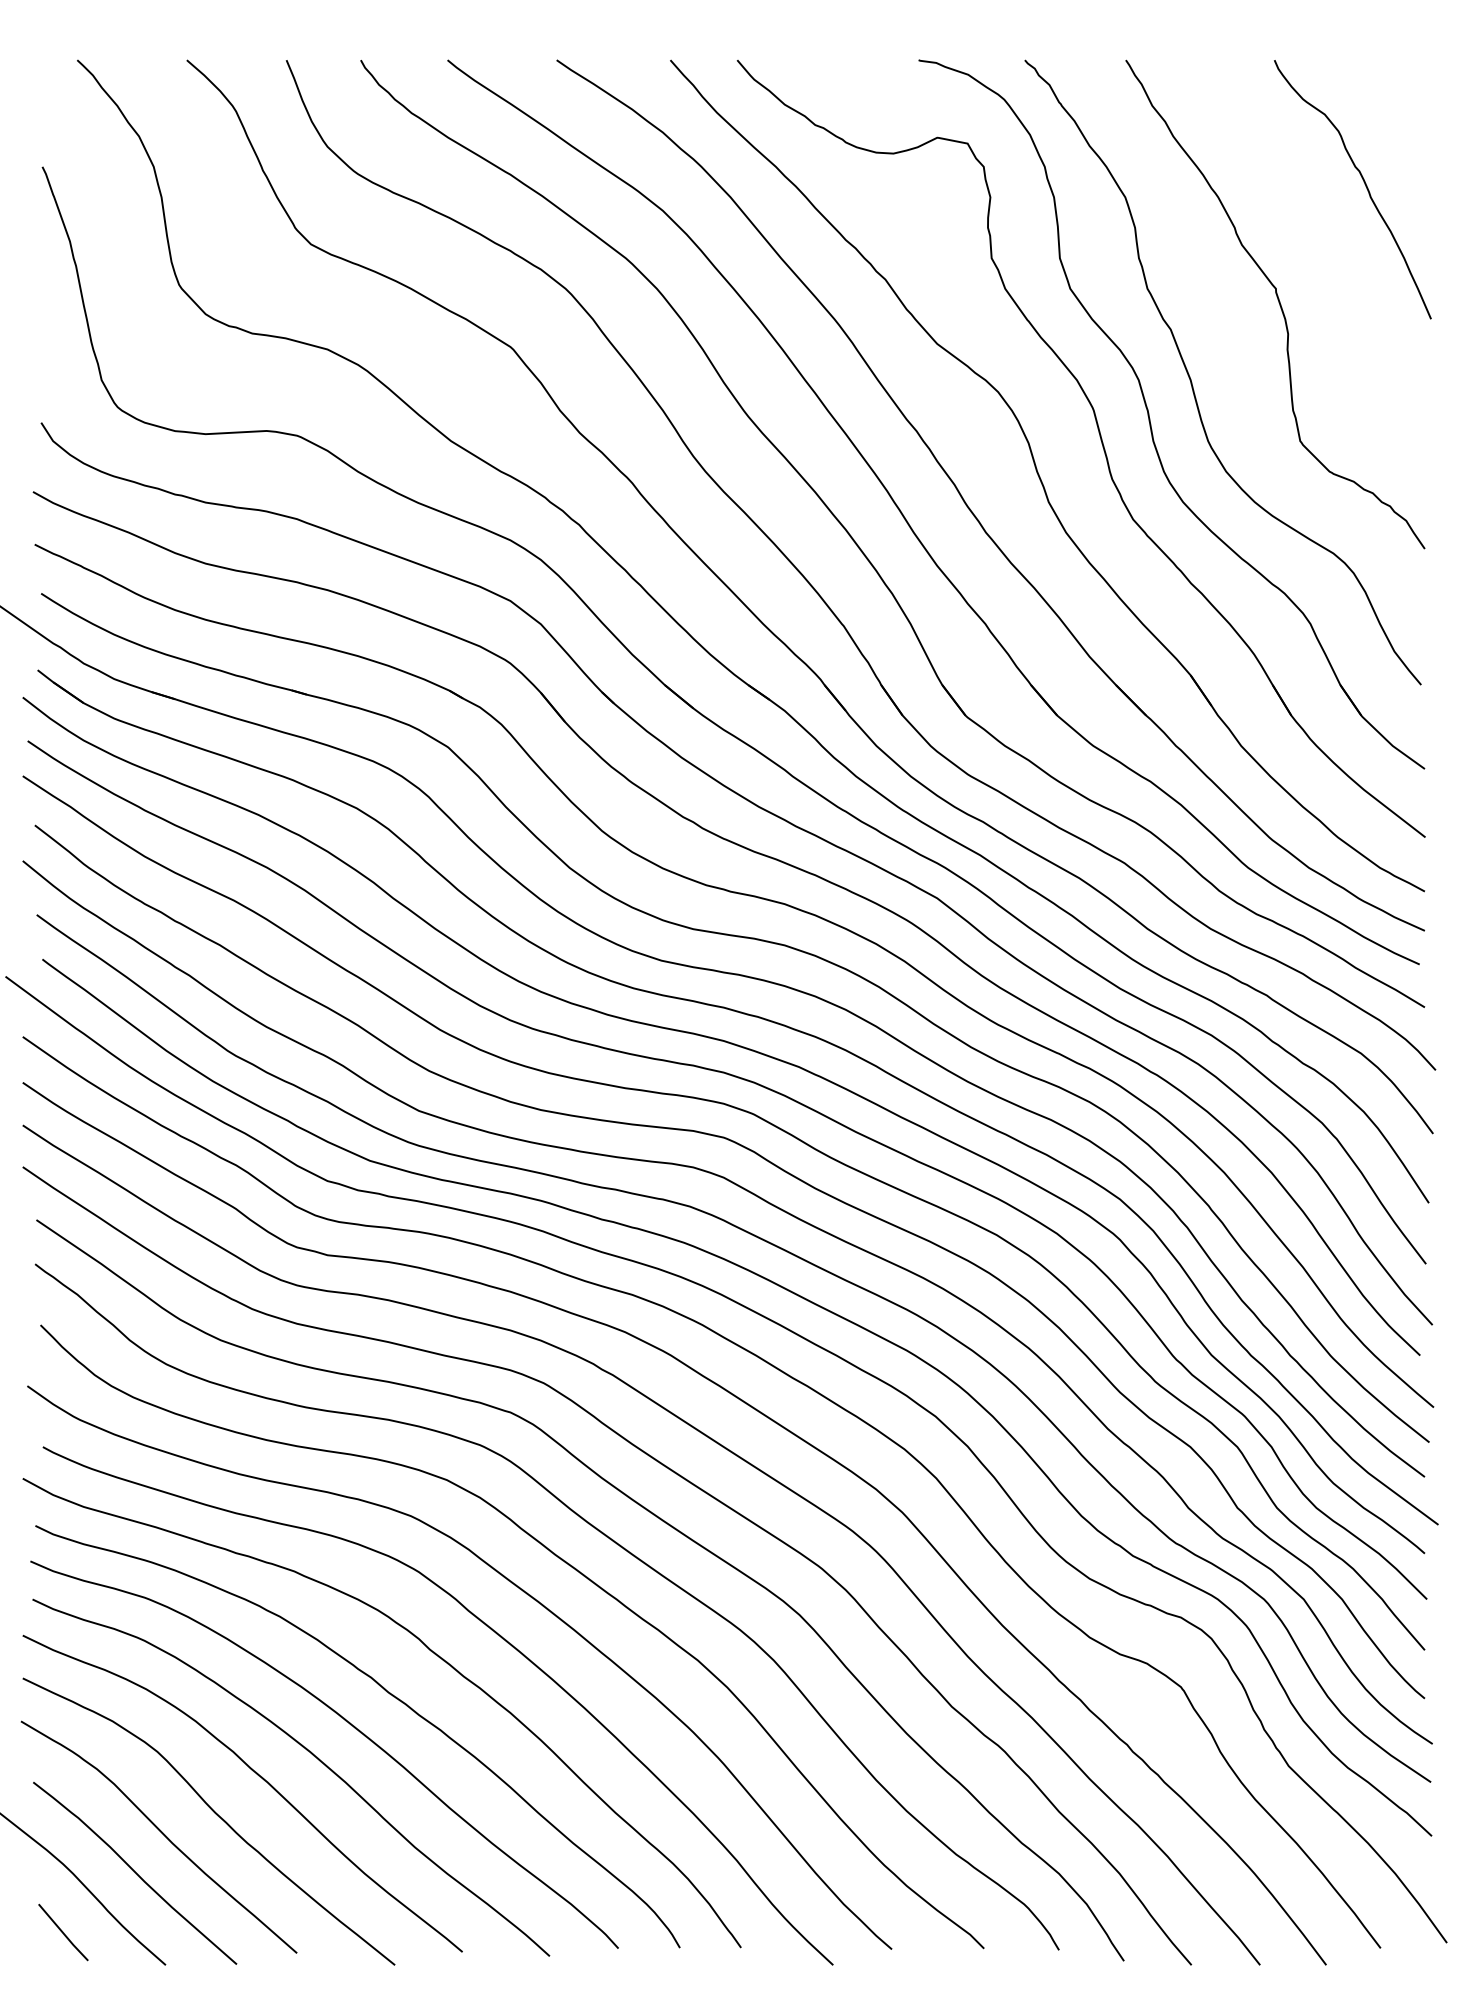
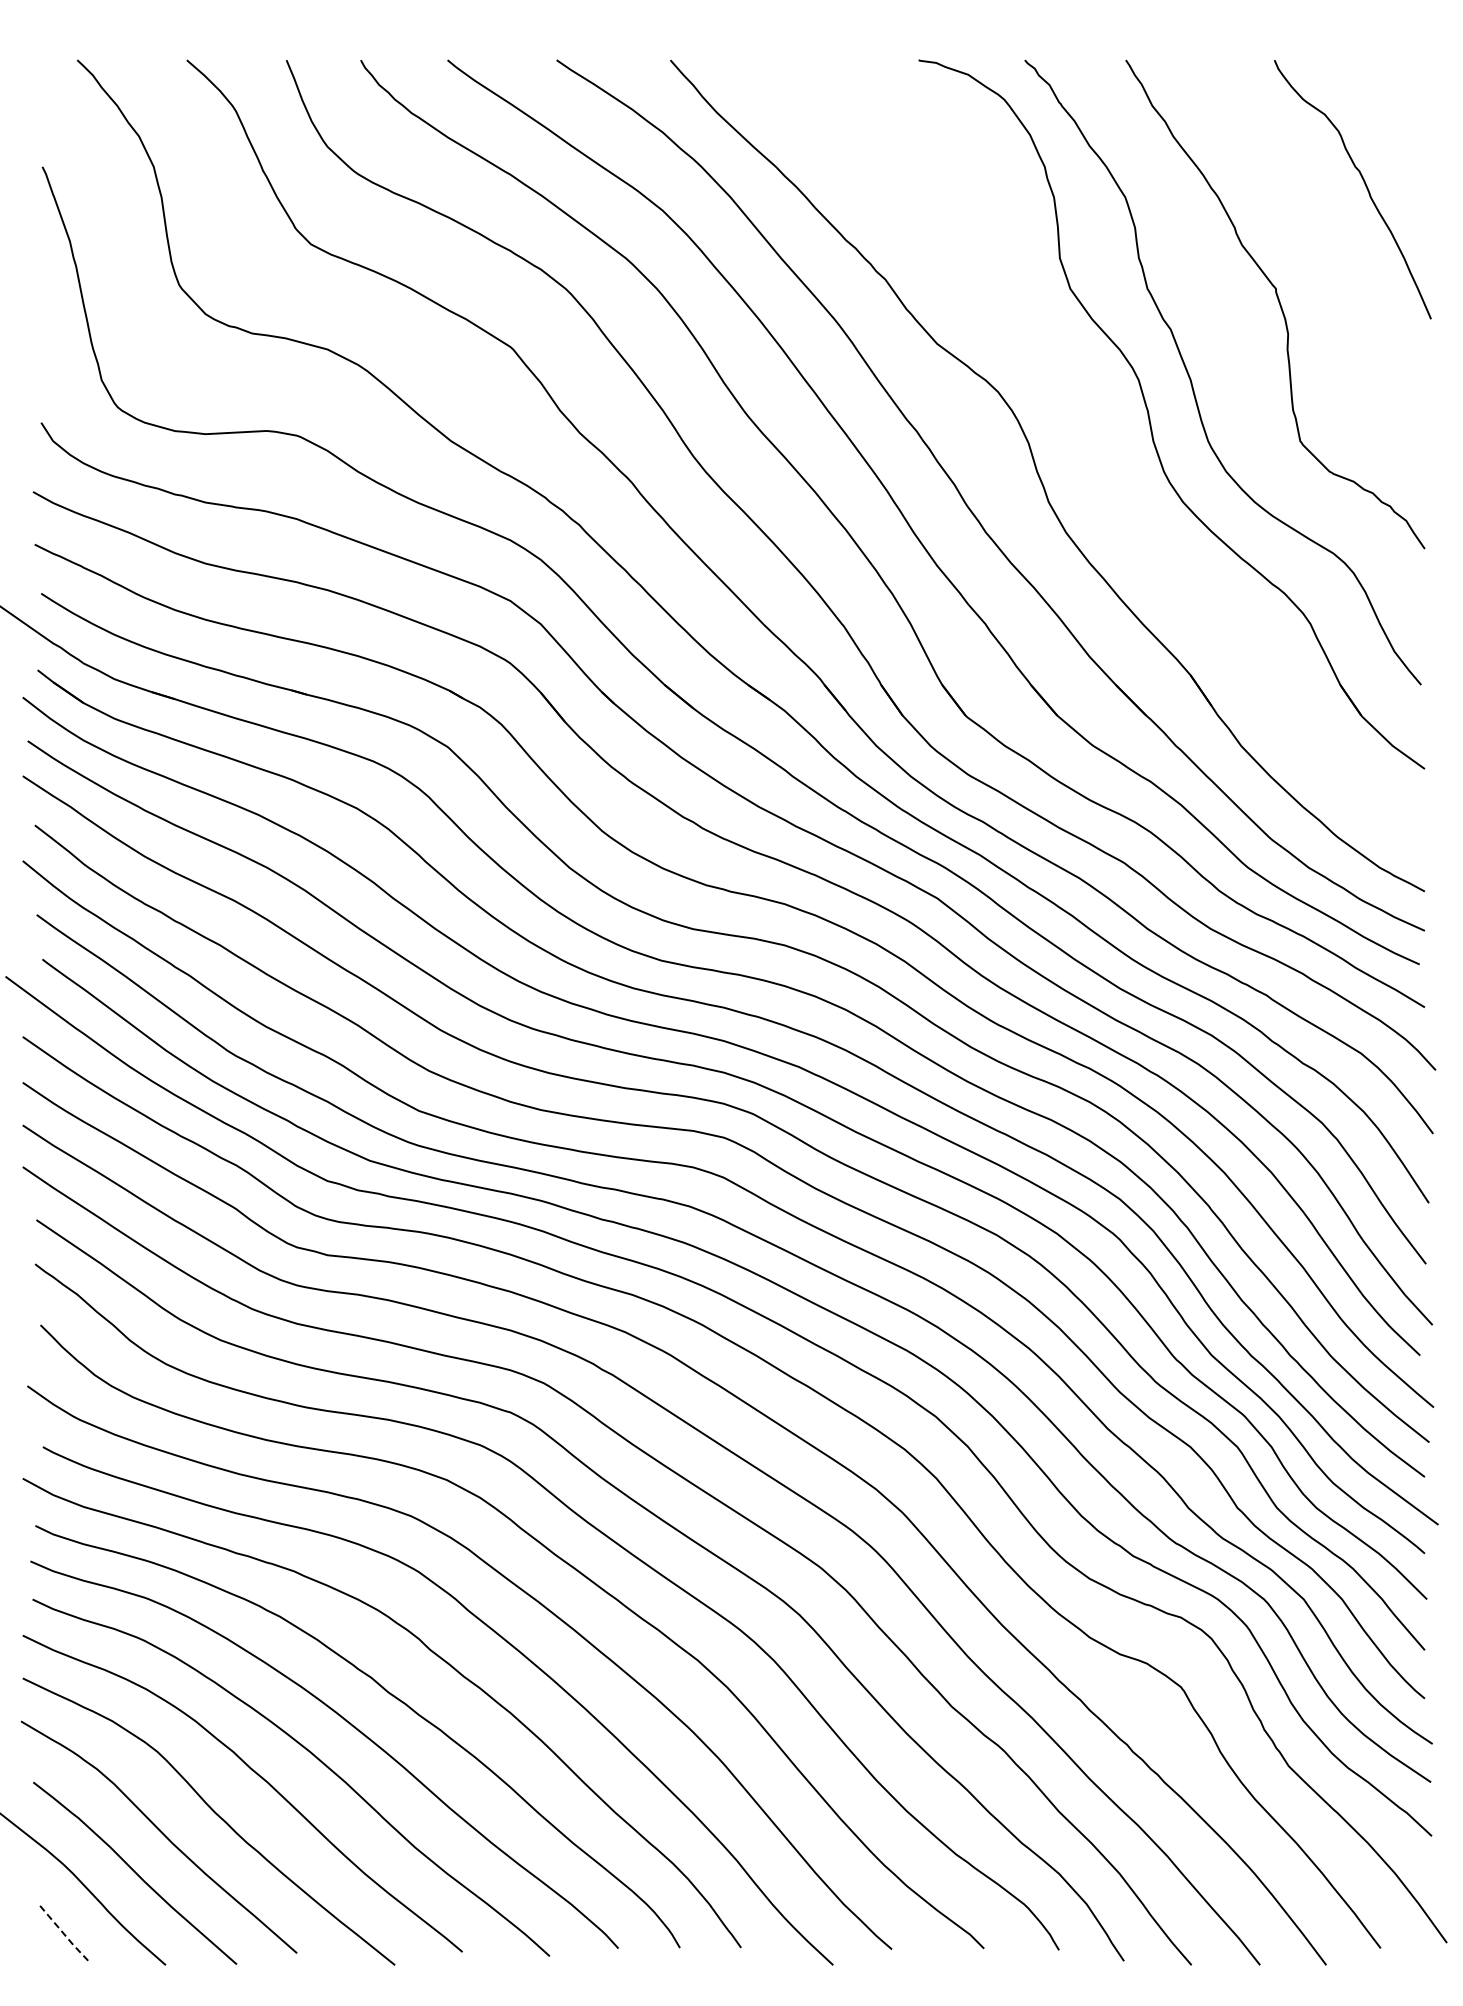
part: present -> none (1101, 444)
line: solid -> dashed (63, 1932)
